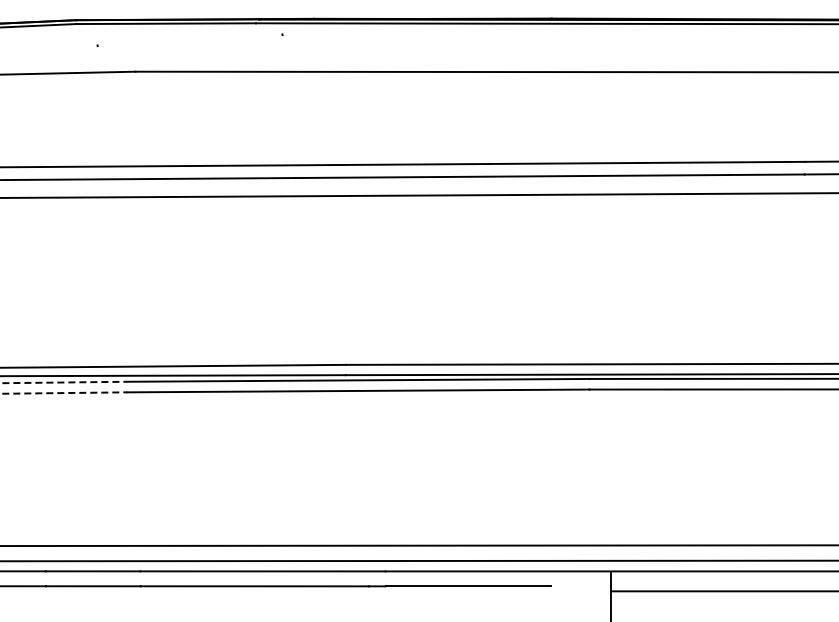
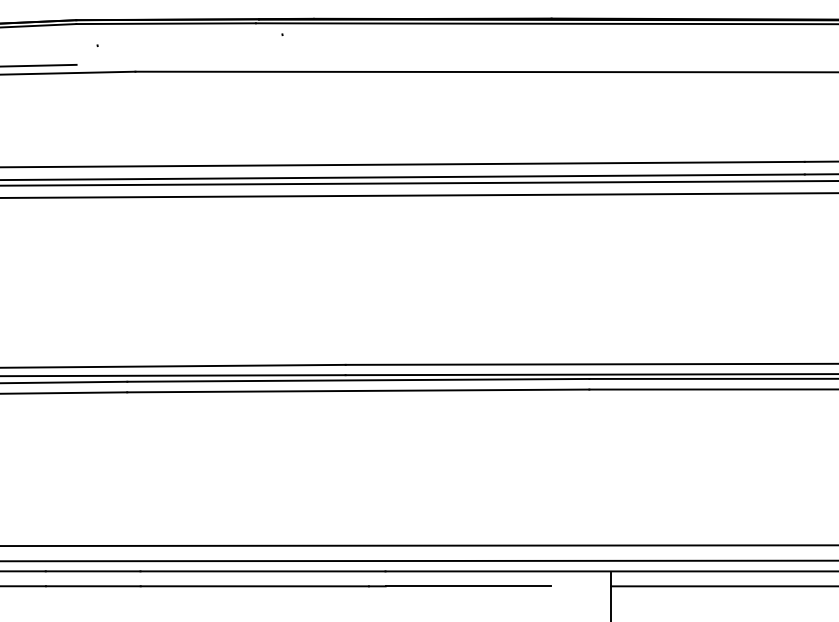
line: none -> present (39, 65)
line: none -> present (418, 183)
line: dashed -> solid (64, 382)
line: dashed -> solid (64, 393)
line position: (723, 591) -> (723, 586) (723, 586)
